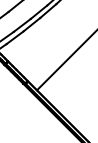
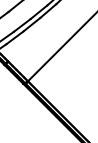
line position: (65, 61) -> (60, 47) (60, 47)
